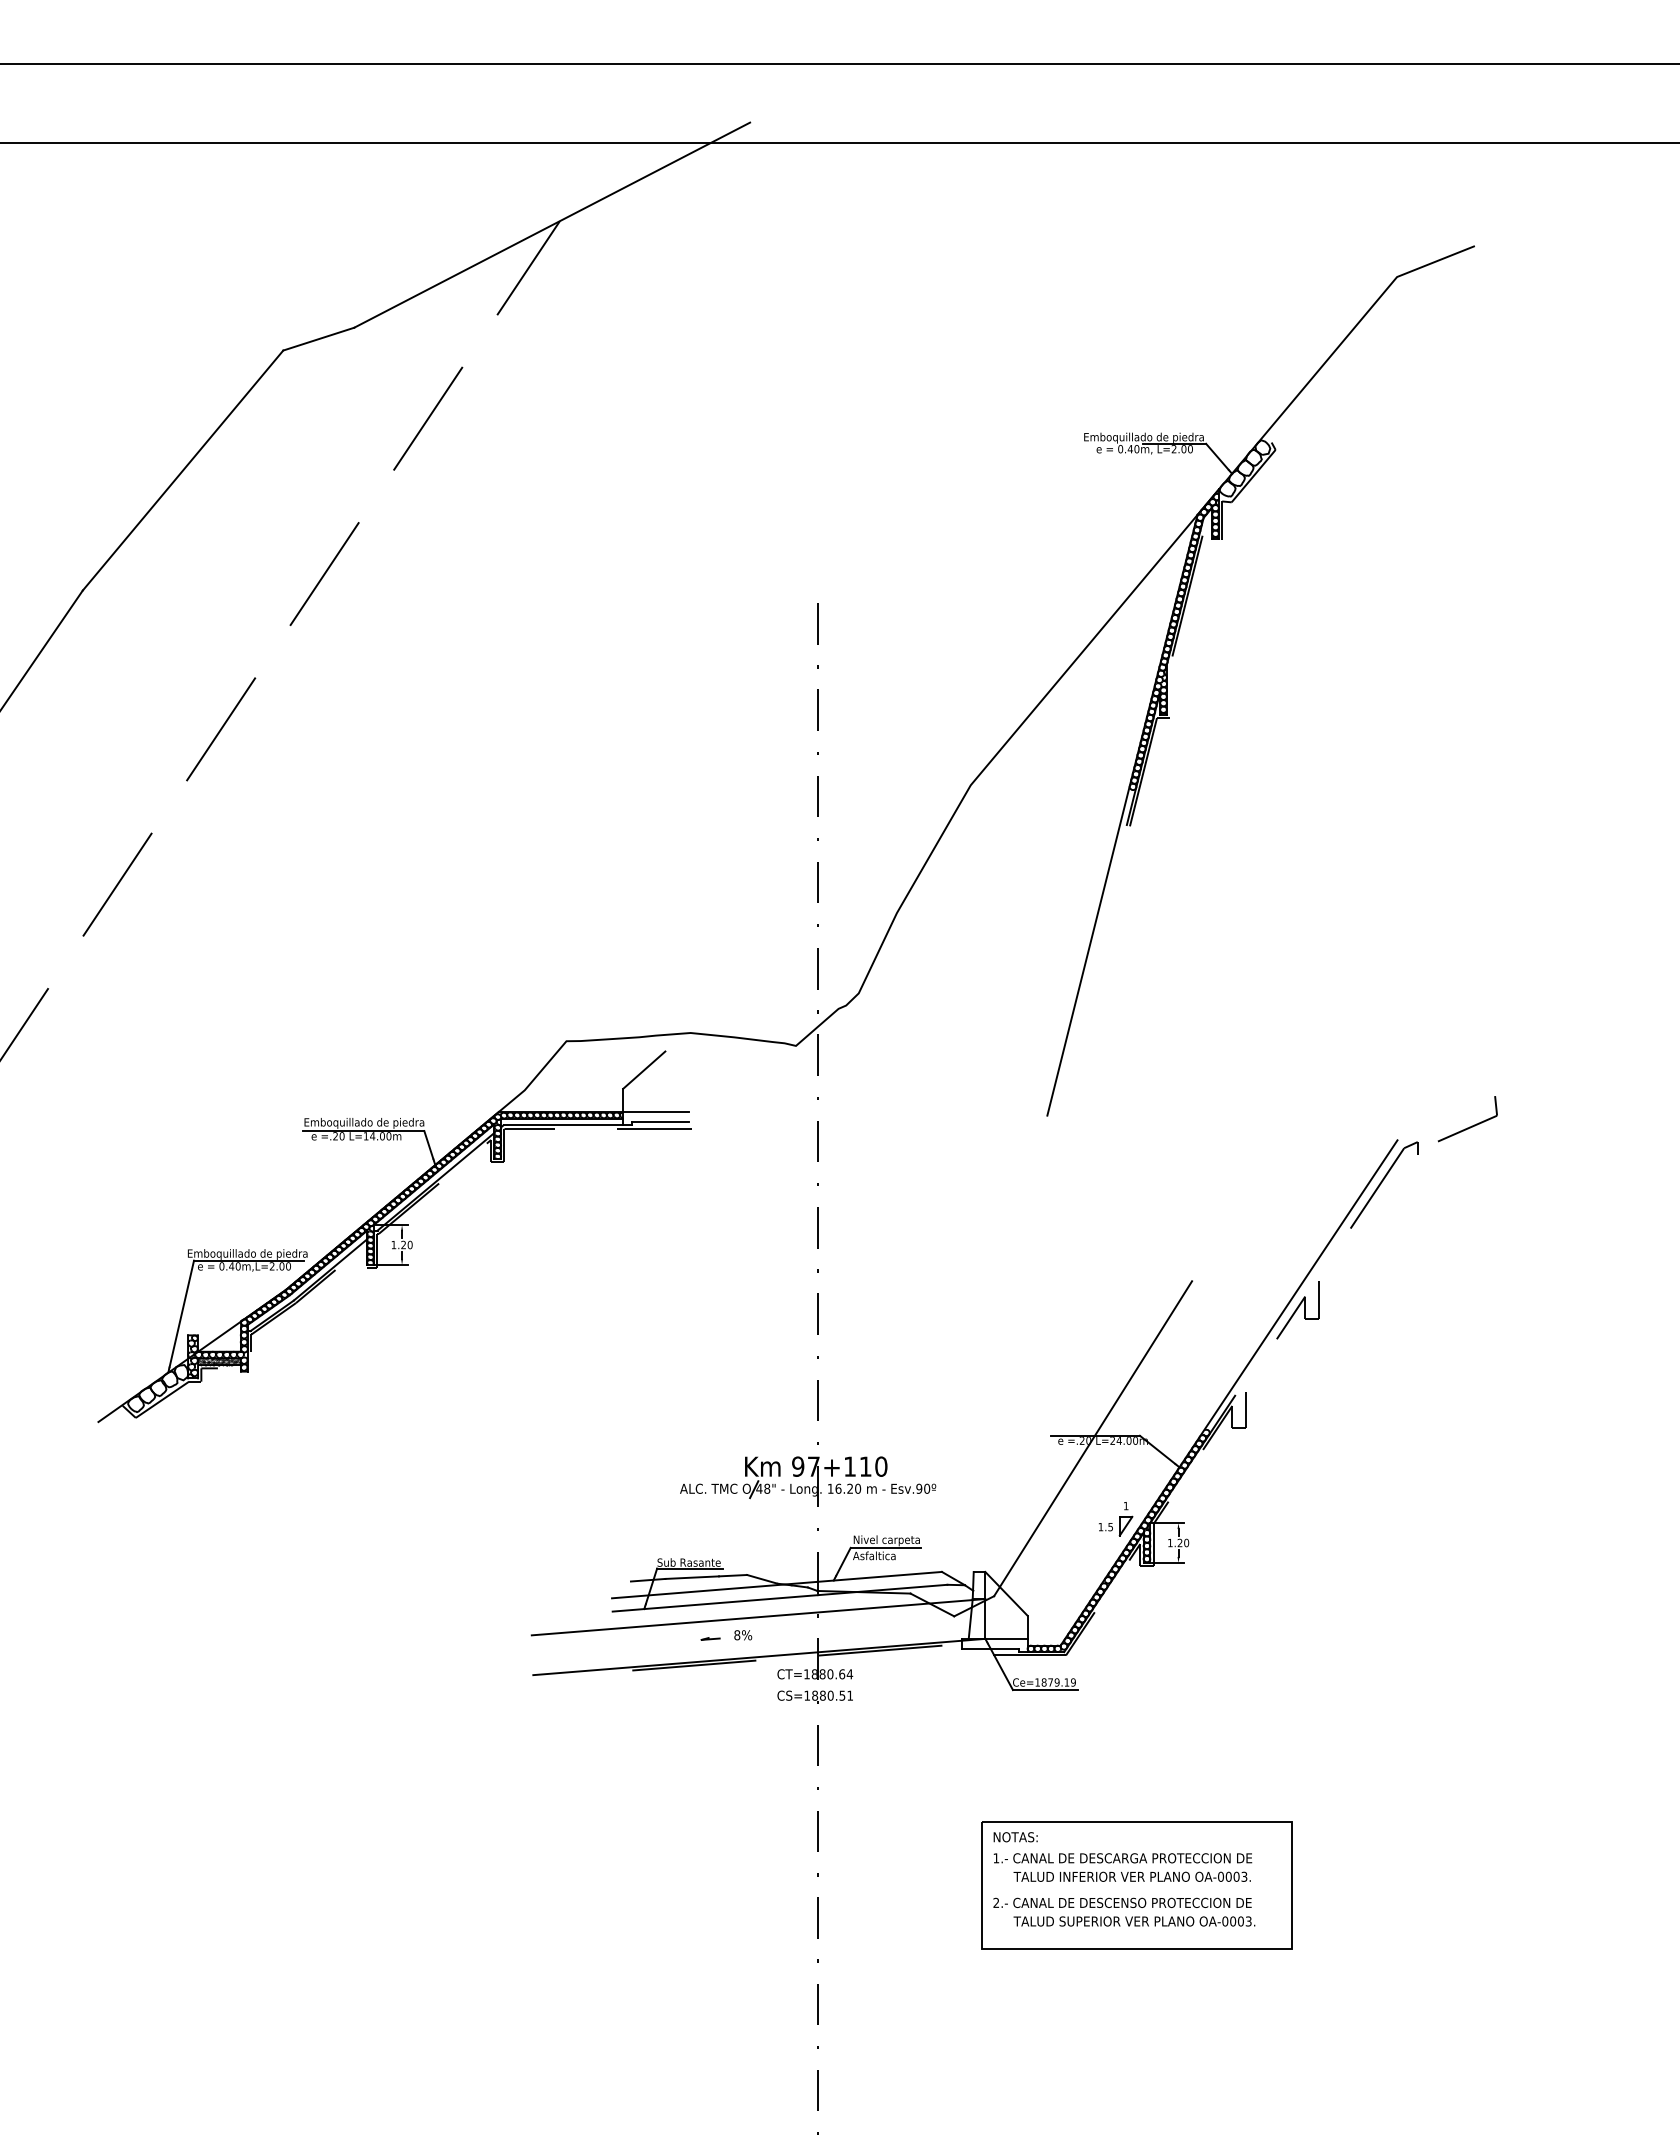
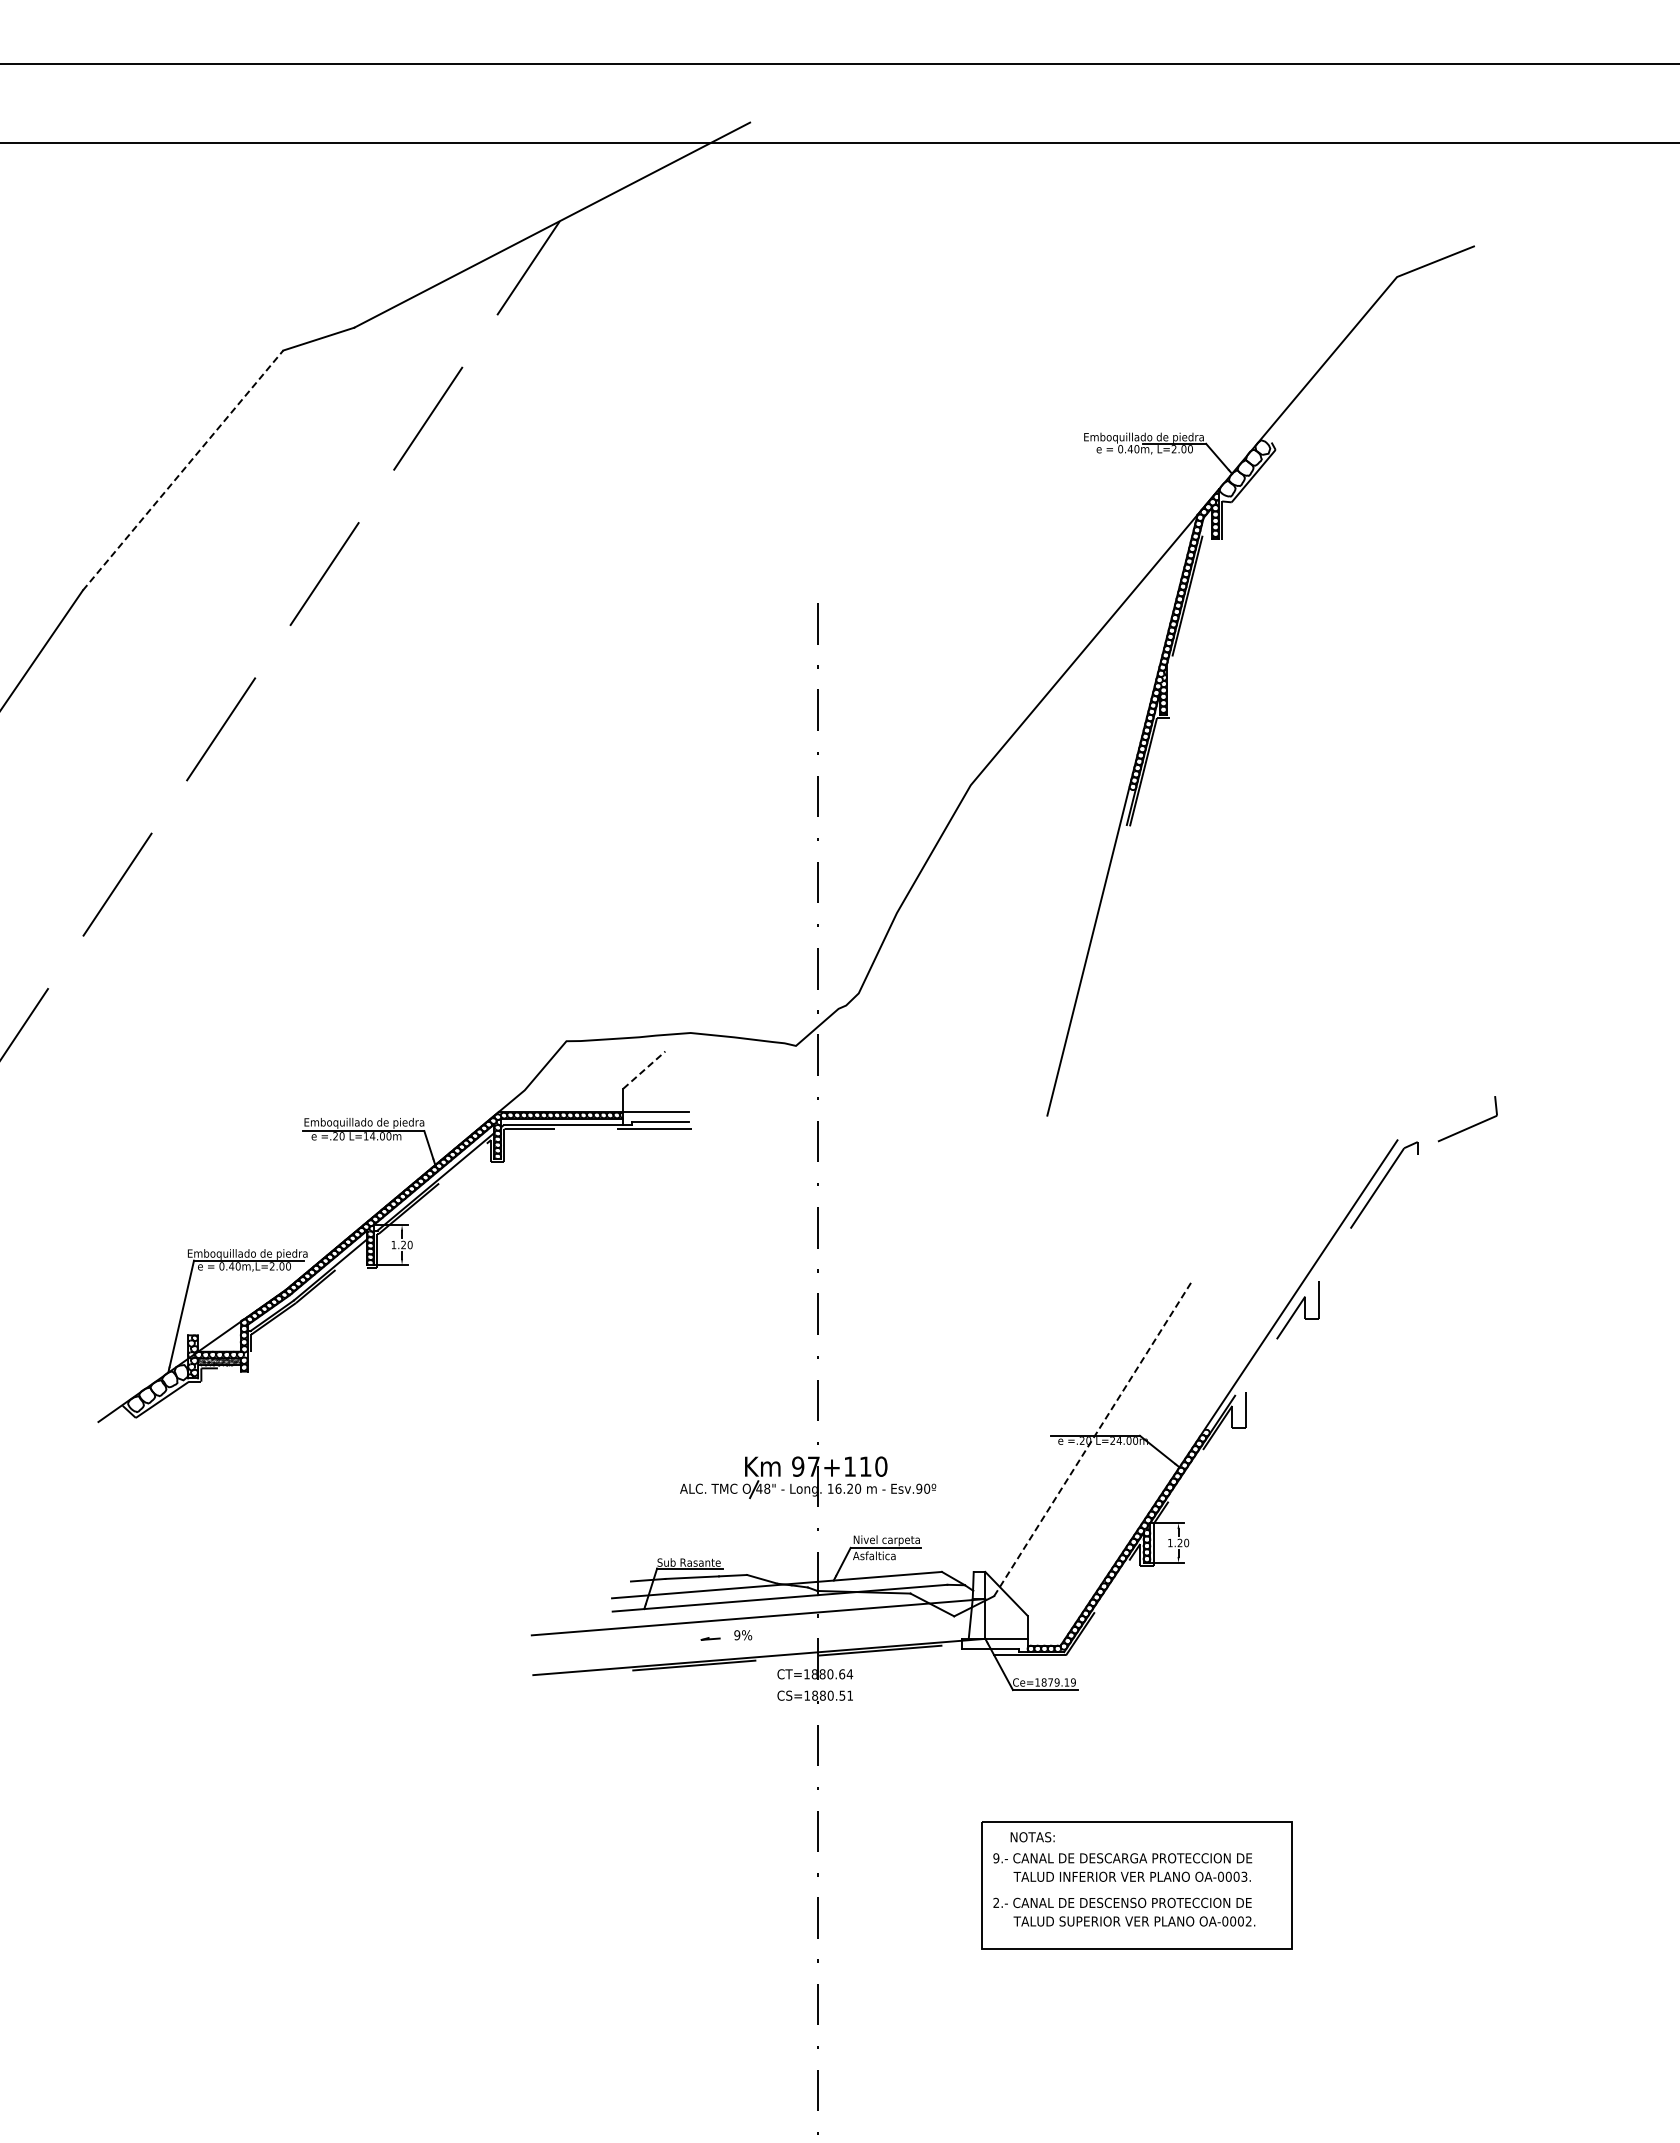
line: solid -> dashed (183, 470)
line: solid -> dashed (644, 1069)
line: solid -> dashed (1093, 1438)
part: present -> none (1116, 1519)
text: 8% -> 9% (737, 1635)
text position: (1015, 1837) -> (1032, 1837) (1032, 1837)
text: 1.- -> 9.- (996, 1858)
text: OA-0003. -> OA-0002. (1248, 1921)
